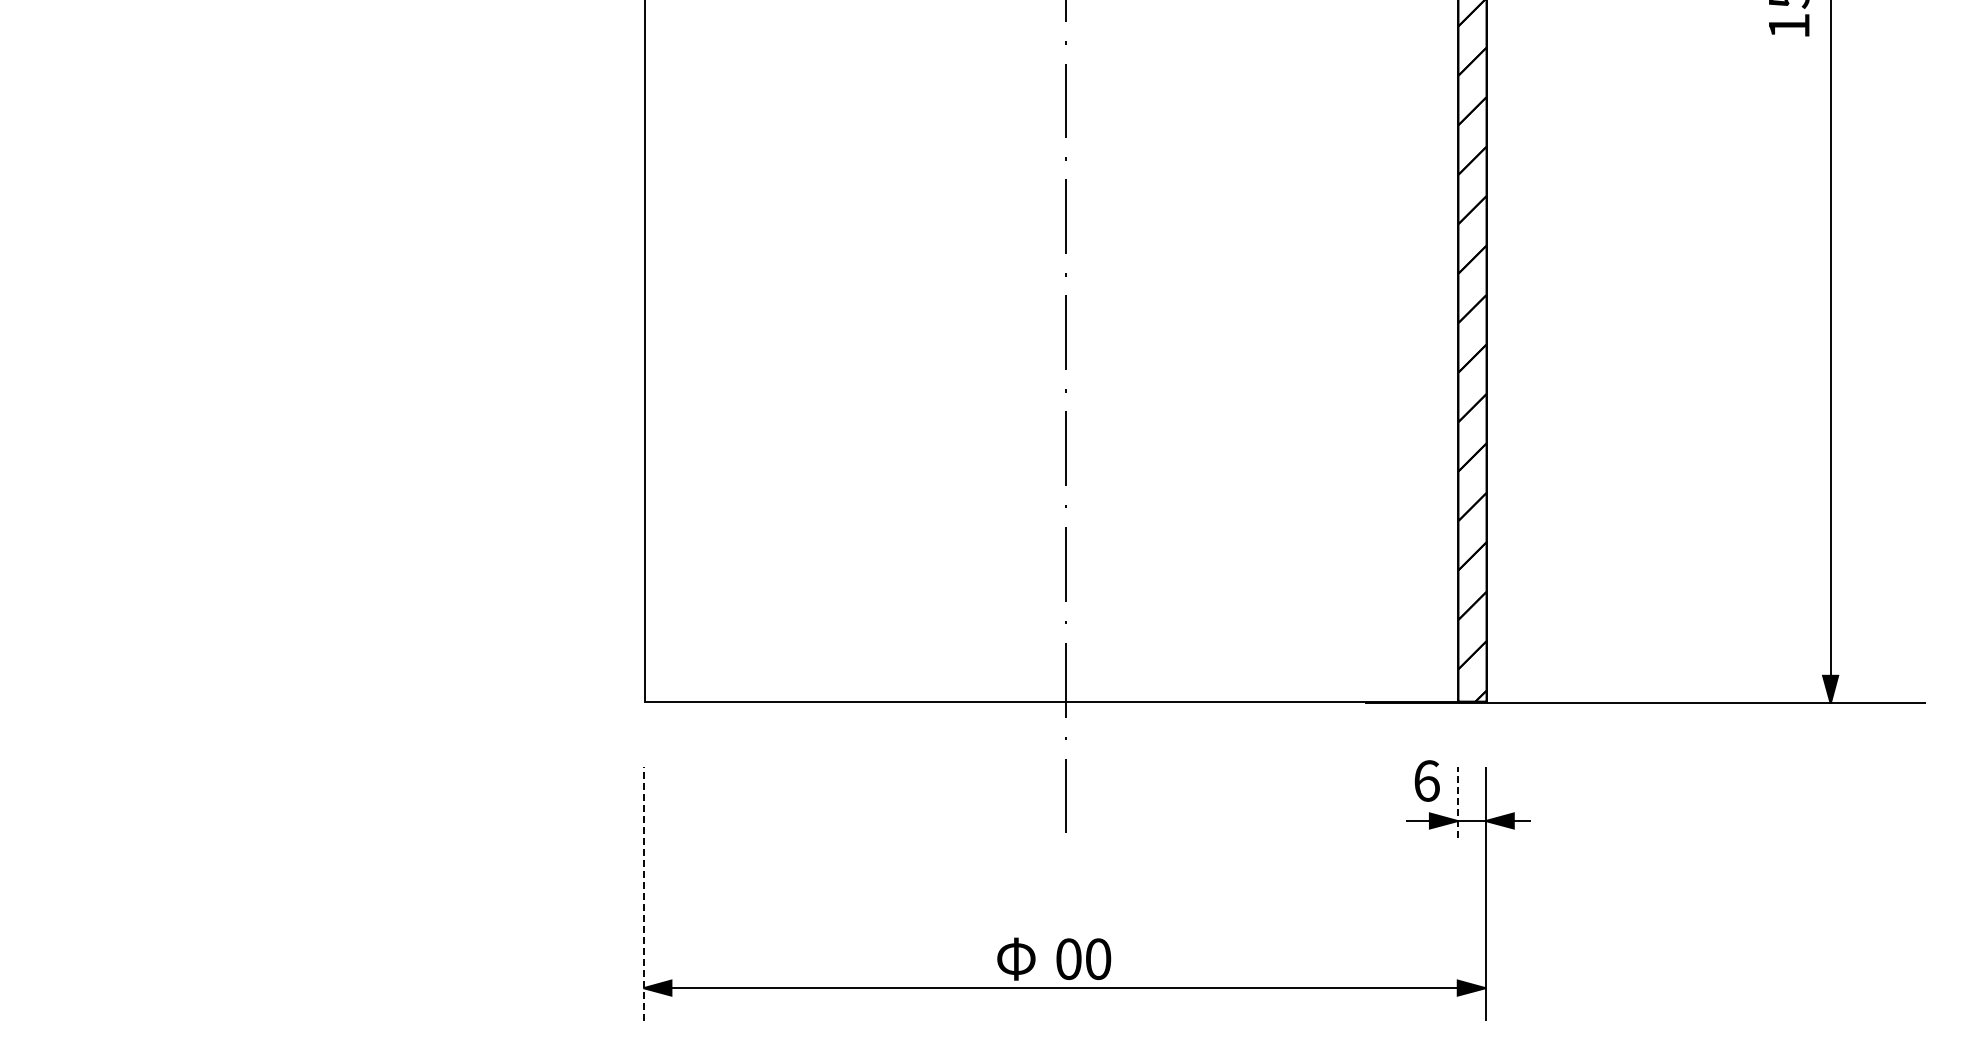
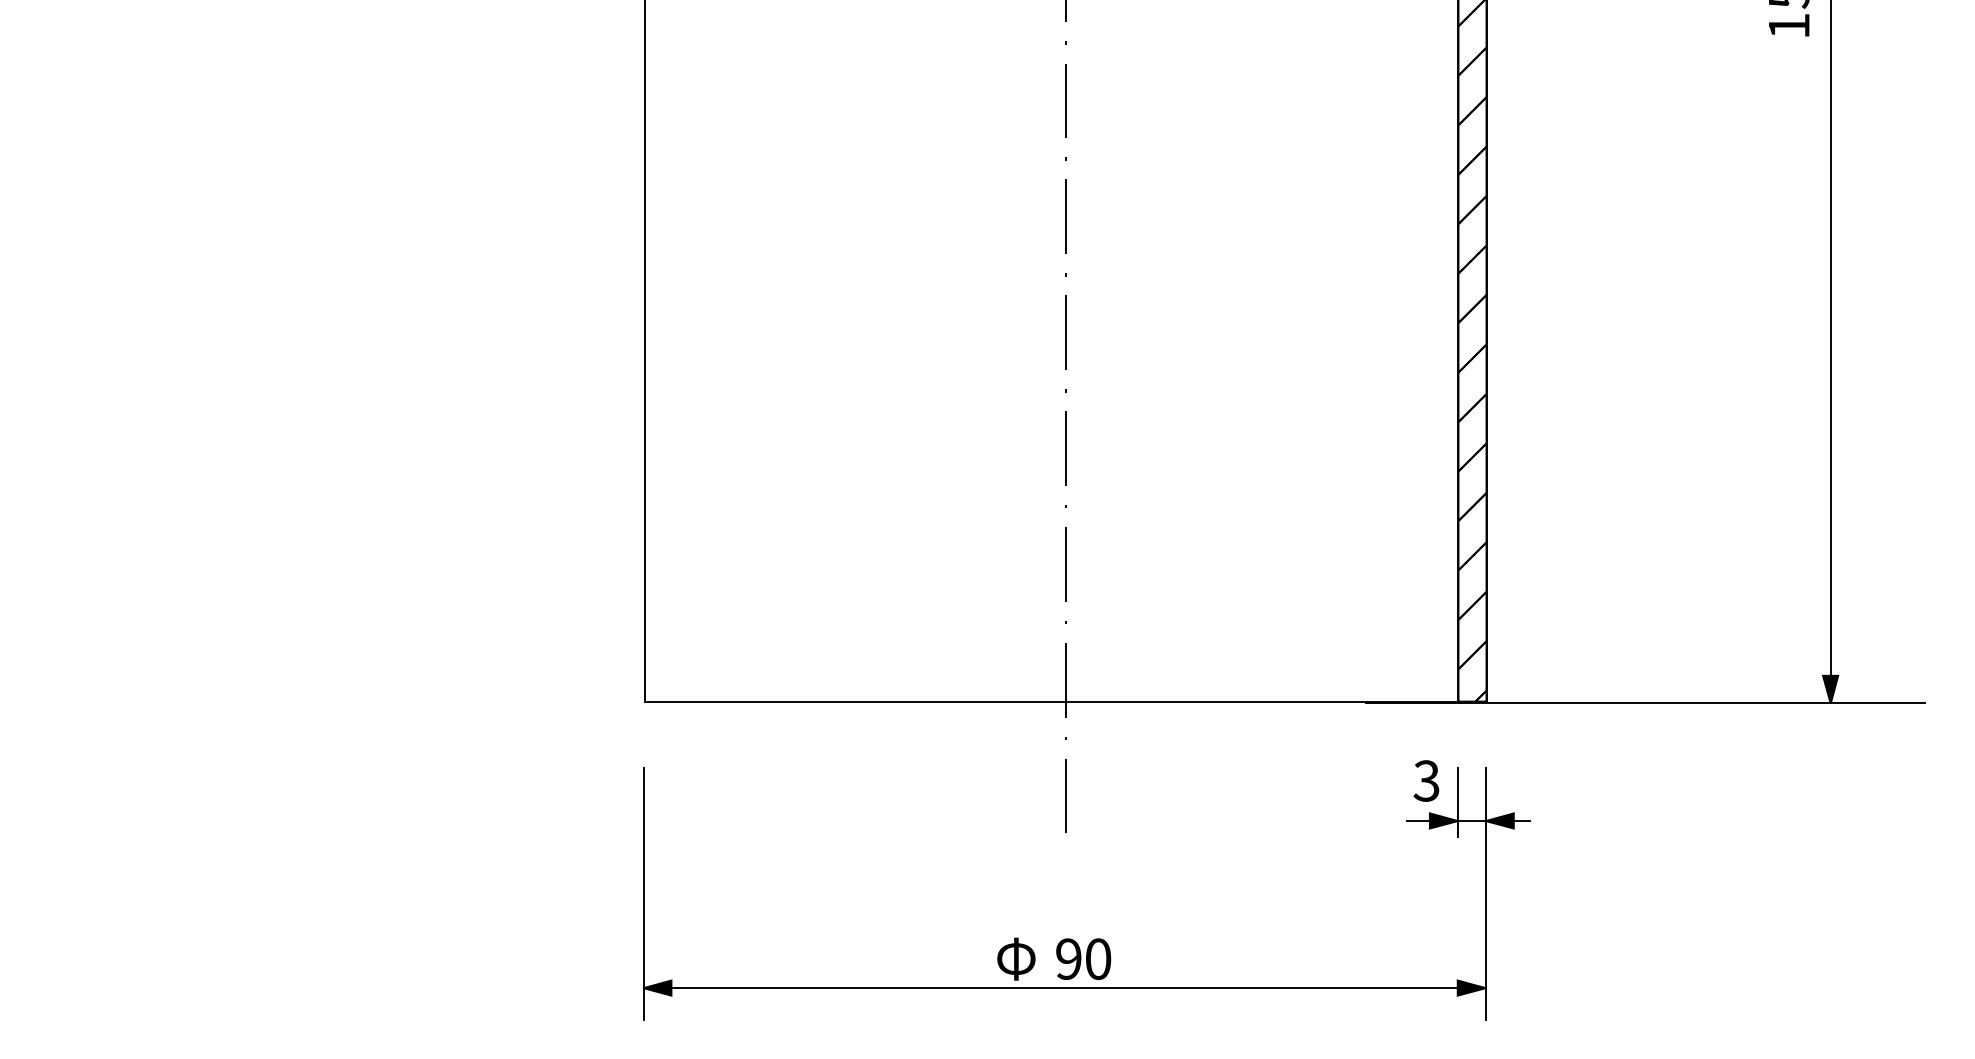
text: 6 -> 3 (1426, 780)
line: dashed -> solid (1457, 802)
line: dashed -> solid (643, 893)
text: 0 -> 9 (1068, 959)
